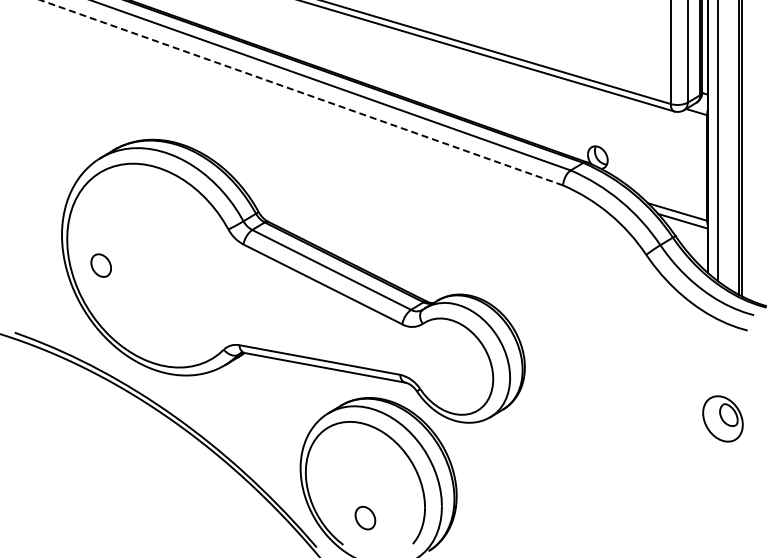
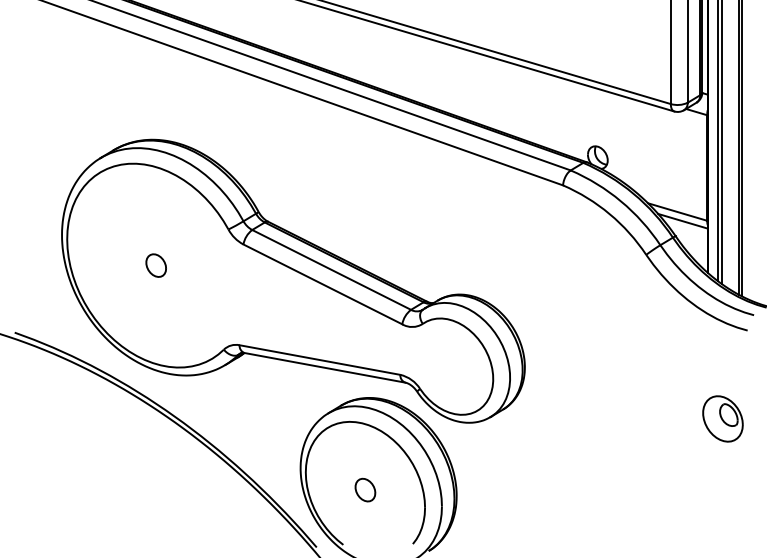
line: dashed -> solid (301, 92)
line: none -> present (722, 143)
part position: (100, 265) -> (155, 265) (155, 265)
part position: (365, 517) -> (365, 489) (365, 489)
